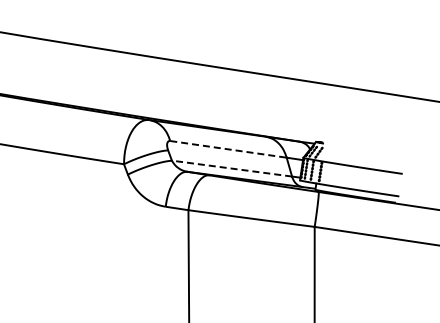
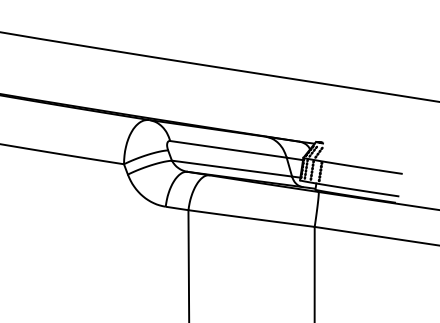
line: dashed -> solid (228, 149)
line: dashed -> solid (232, 168)
